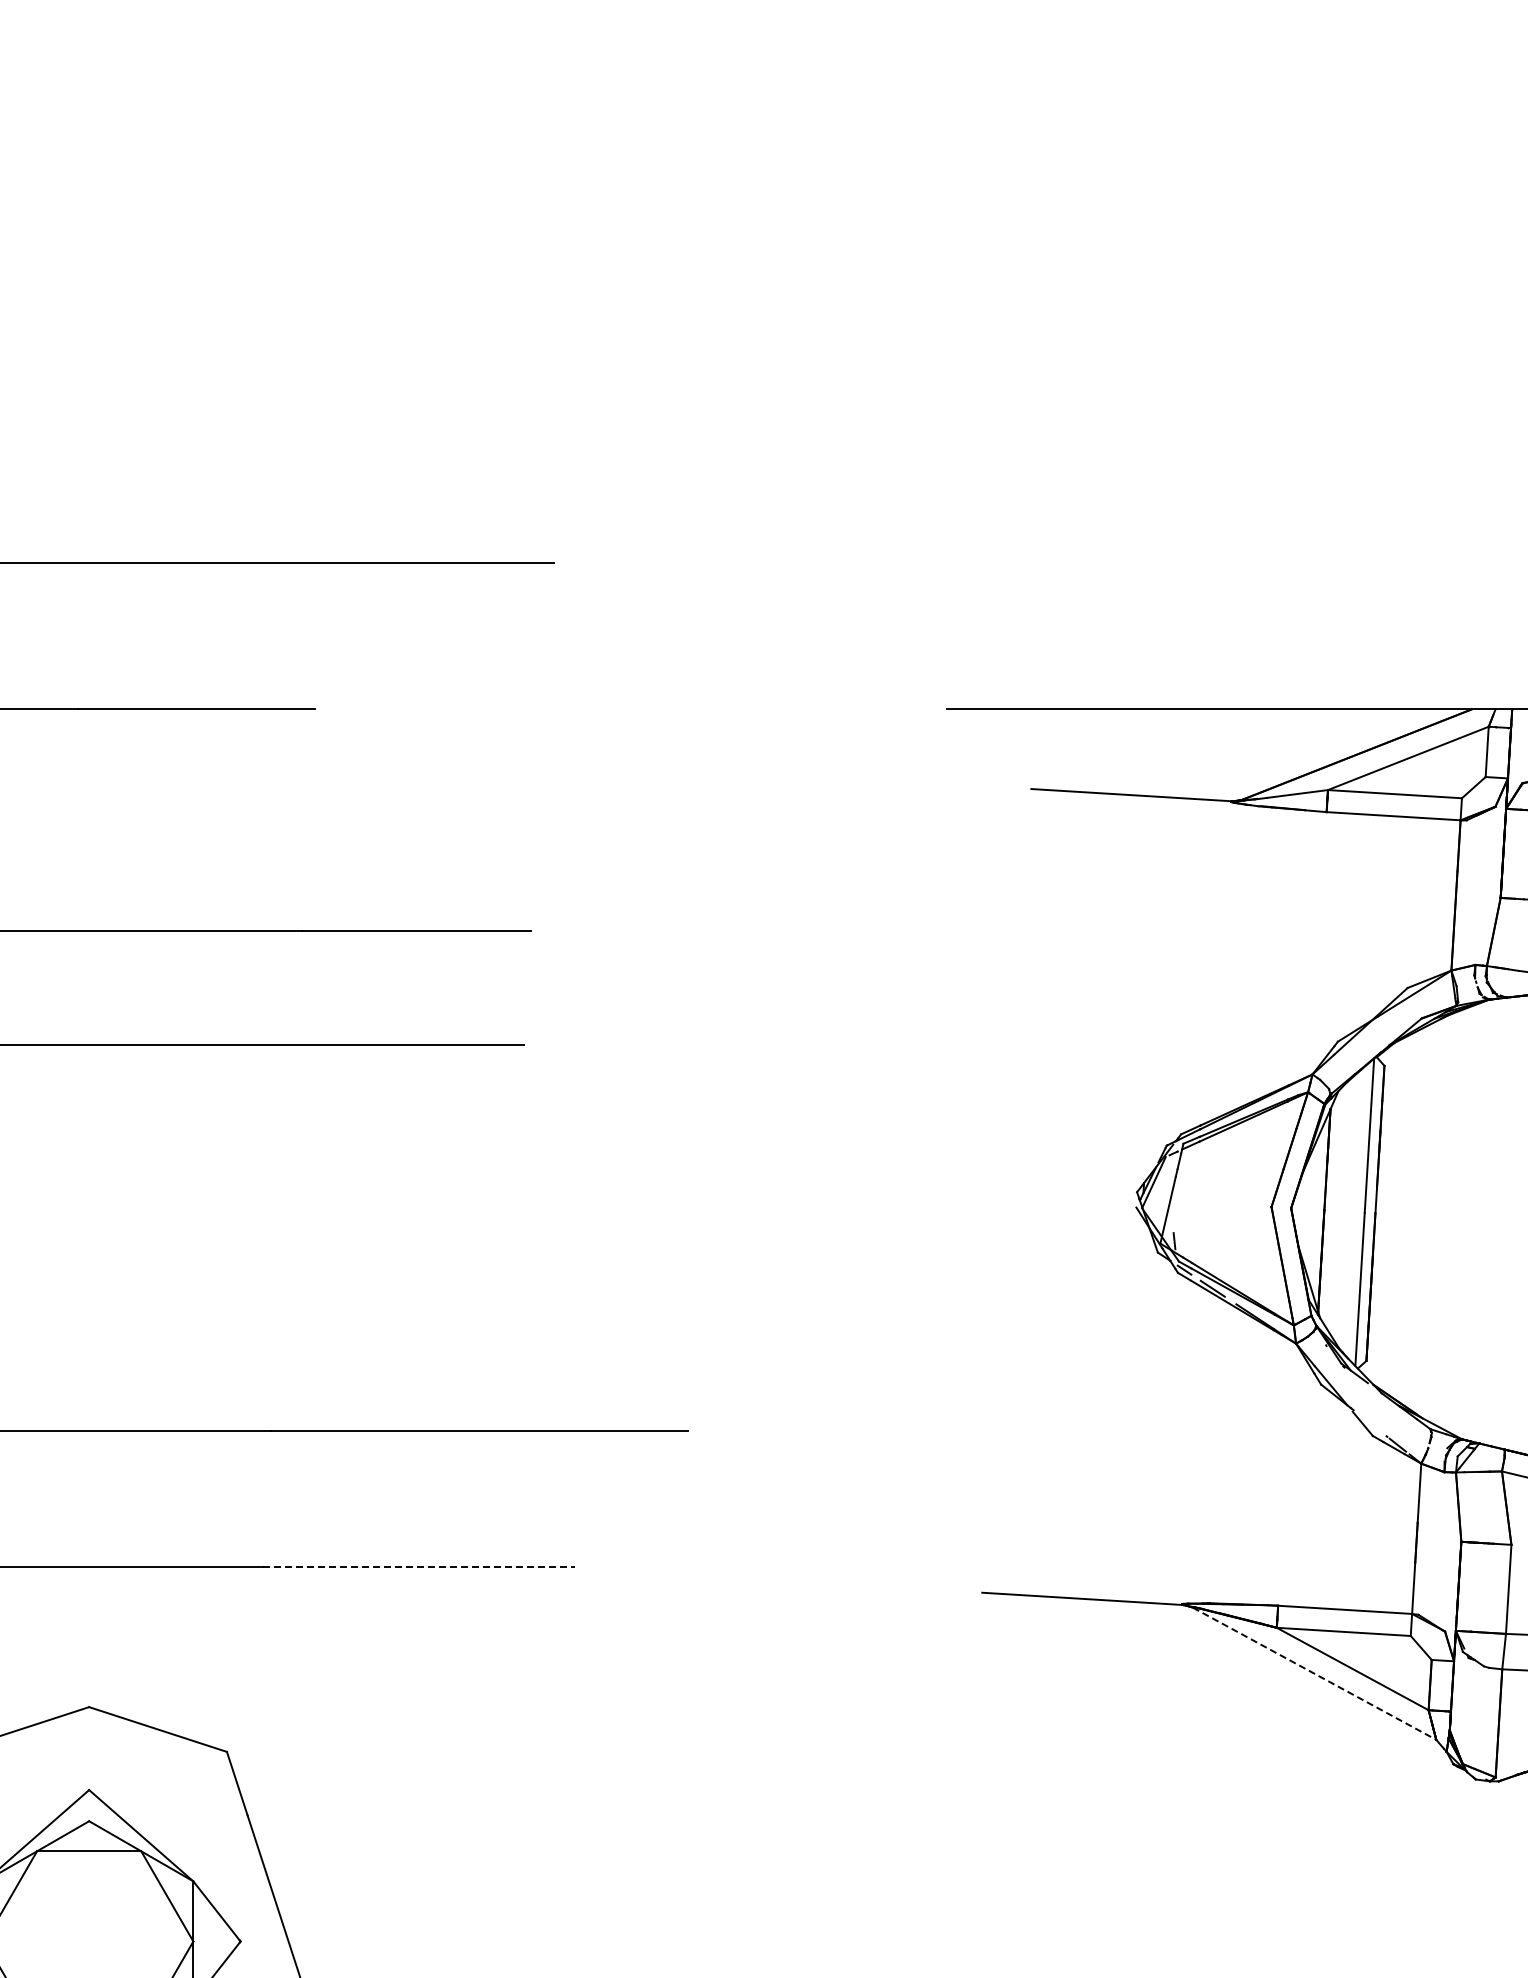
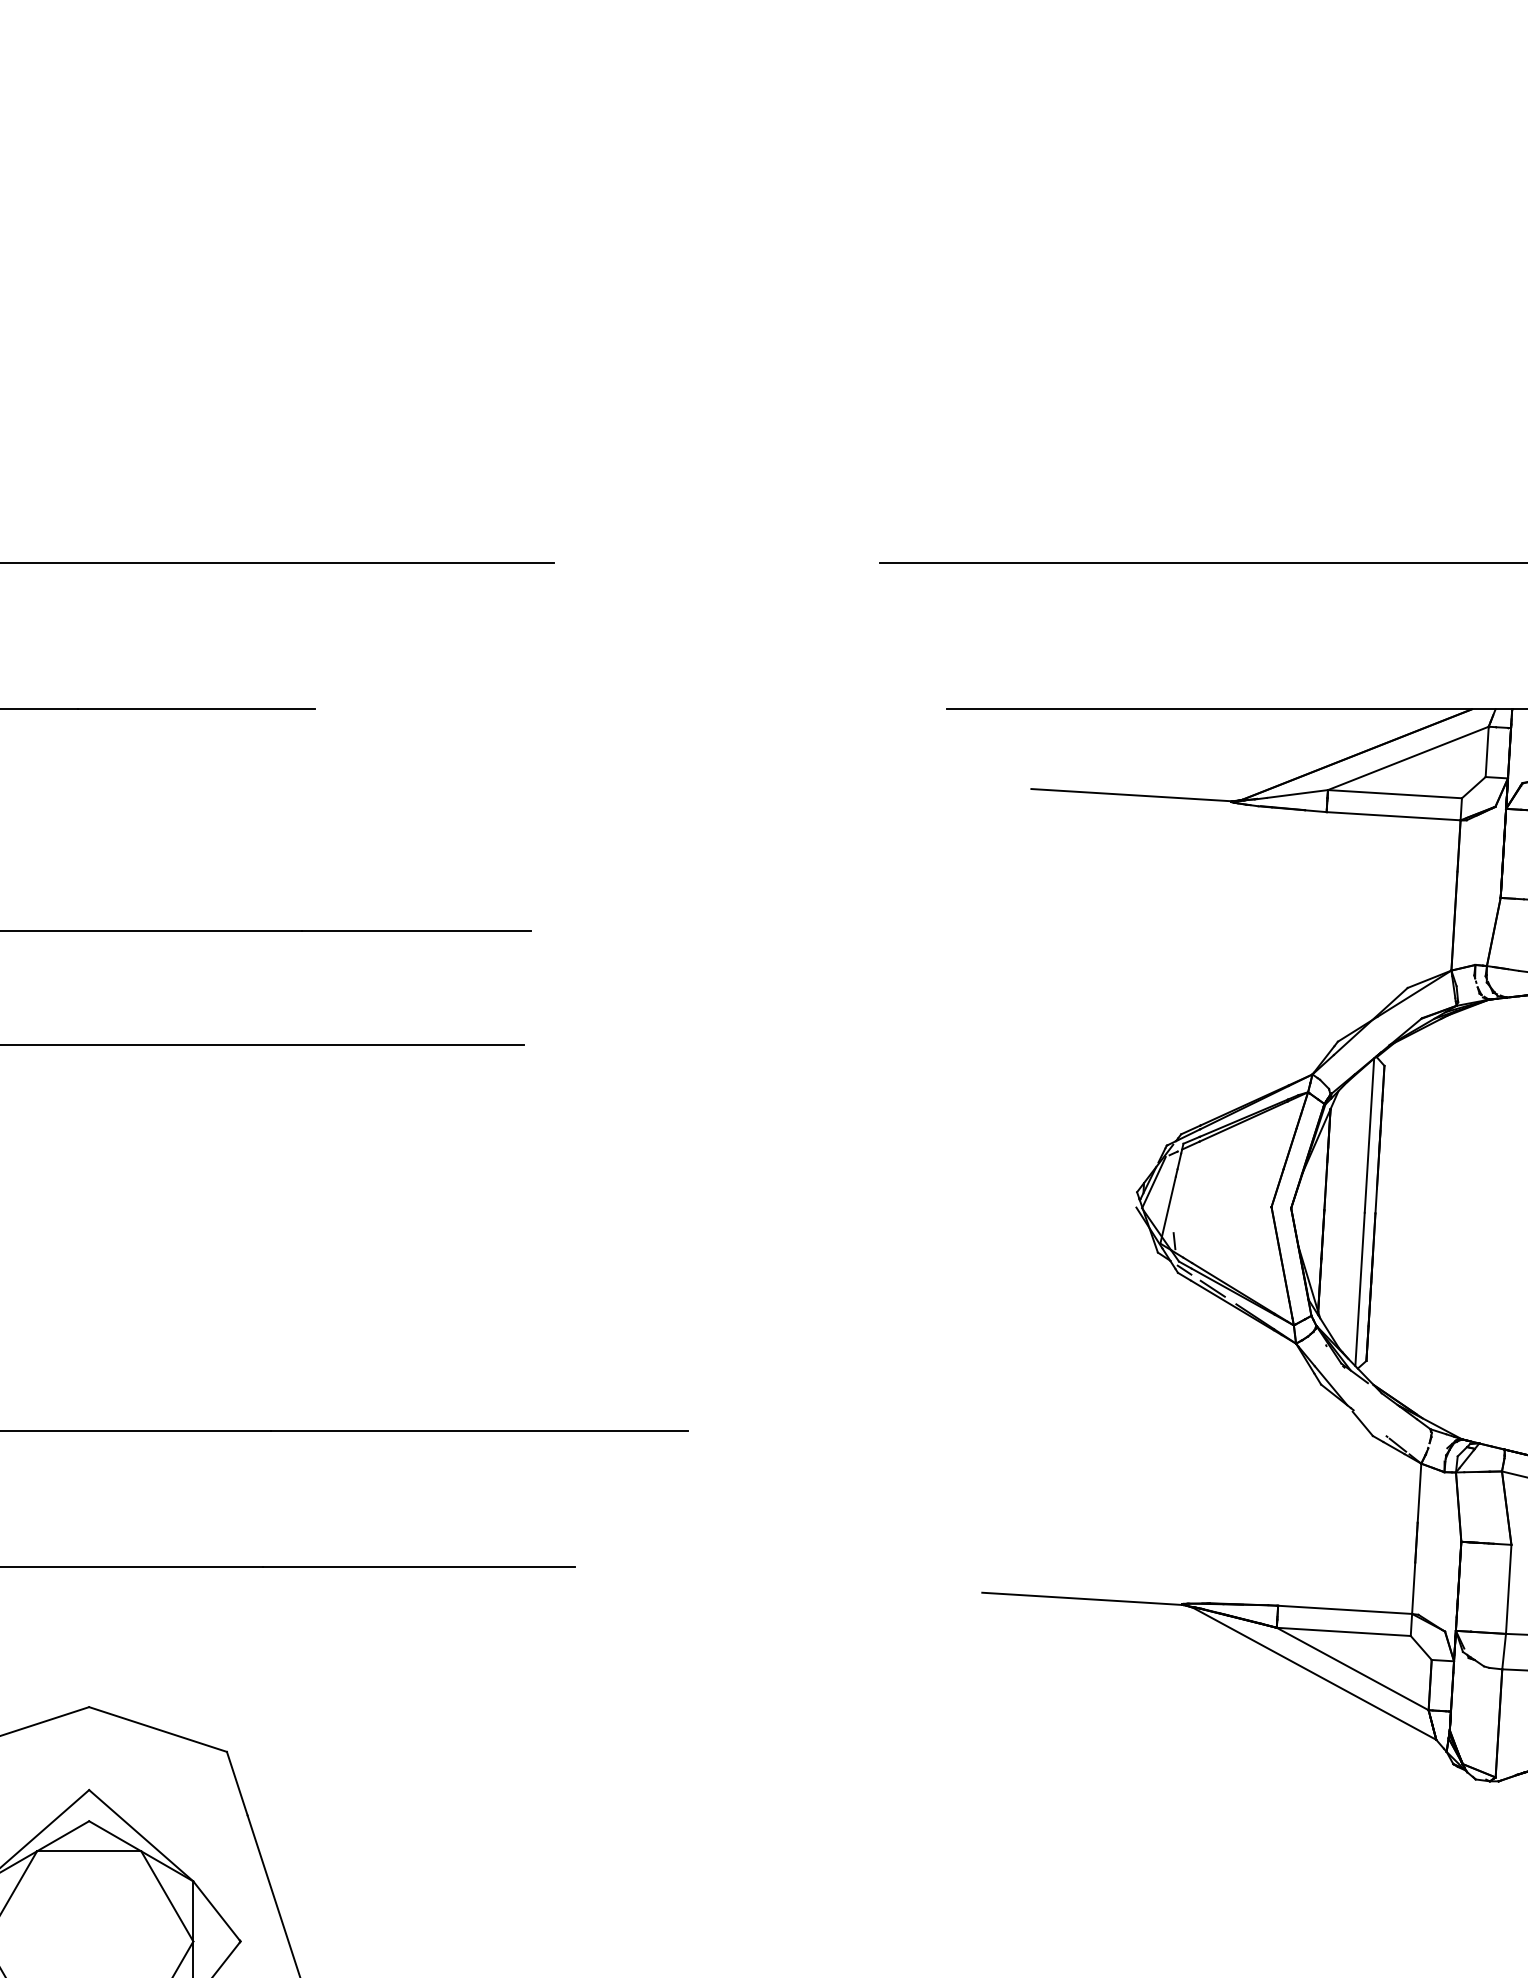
line: none -> present (1201, 563)
line: dashed -> solid (418, 1567)
line: dashed -> solid (1315, 1674)
